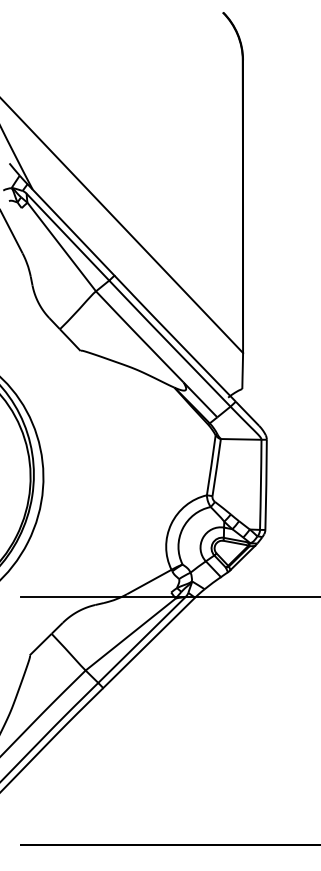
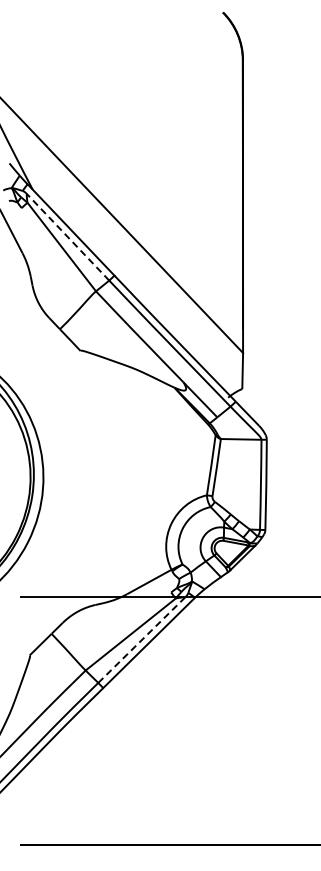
line: solid -> dashed (68, 237)
line: solid -> dashed (142, 639)
